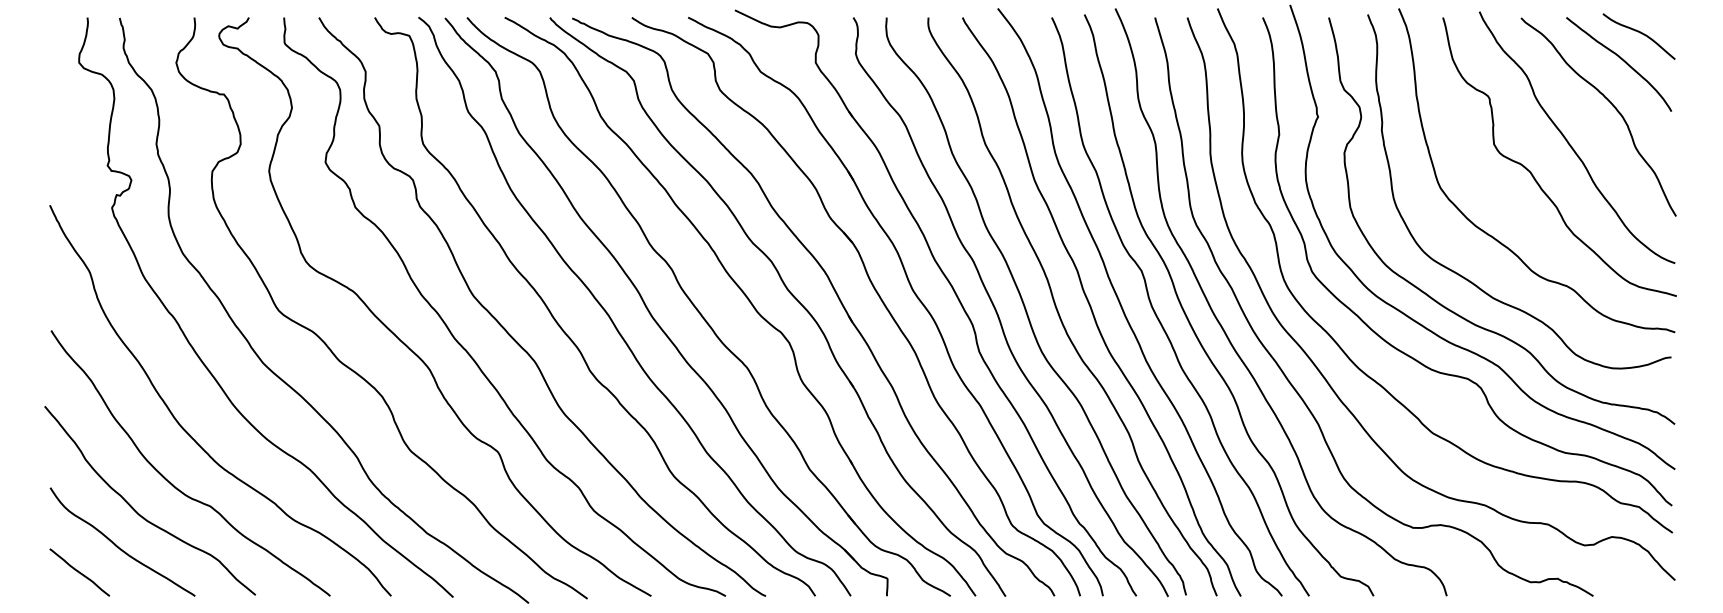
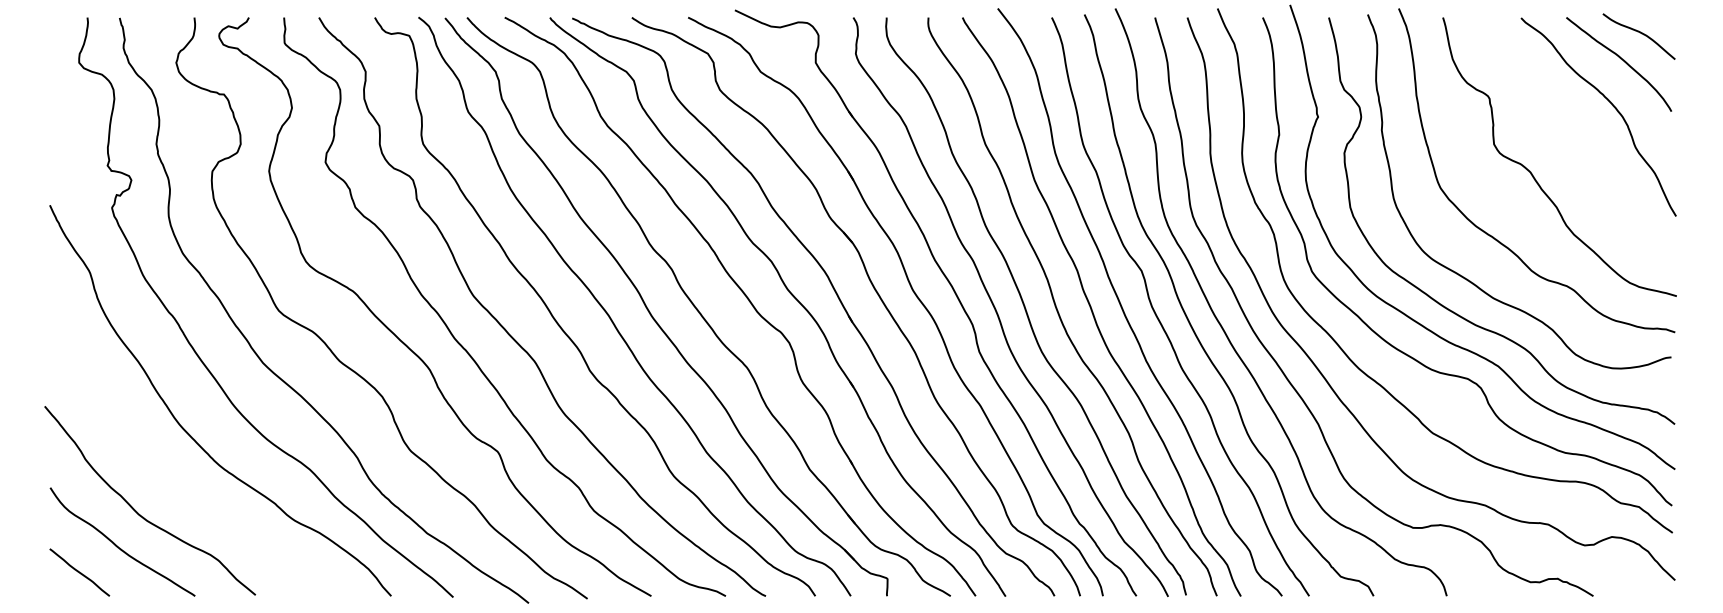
curve: present -> none (1569, 142)
curve: present -> none (171, 482)
